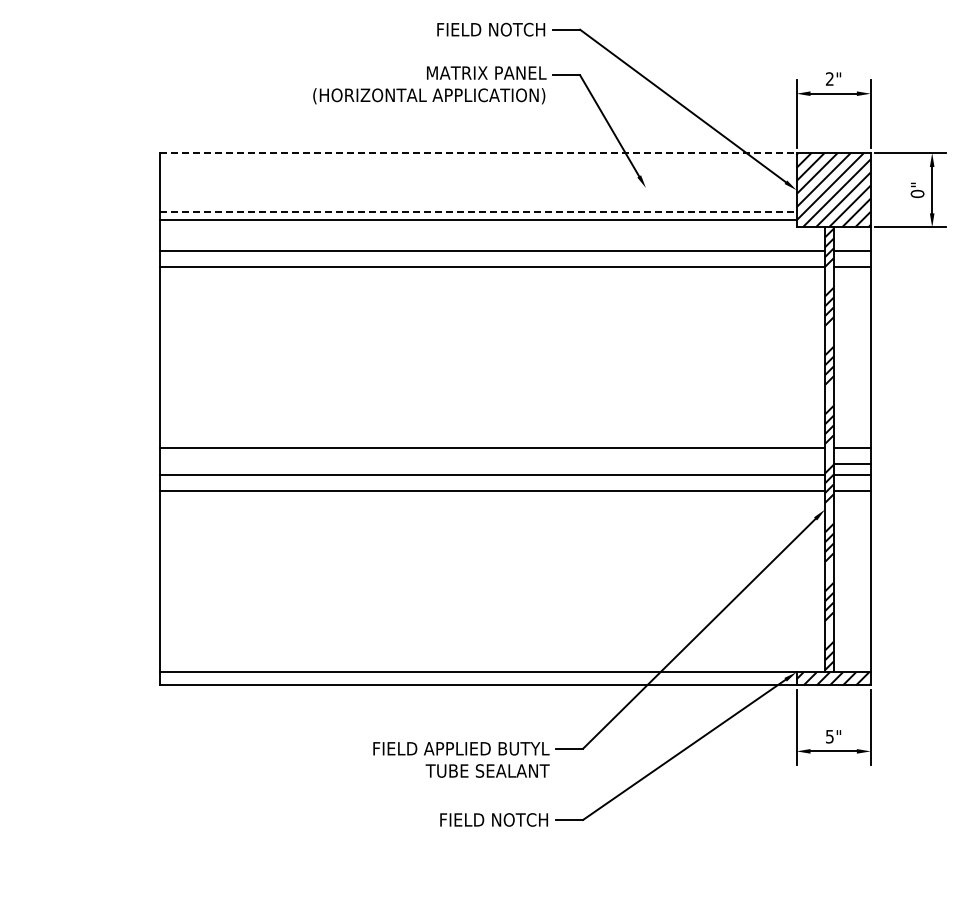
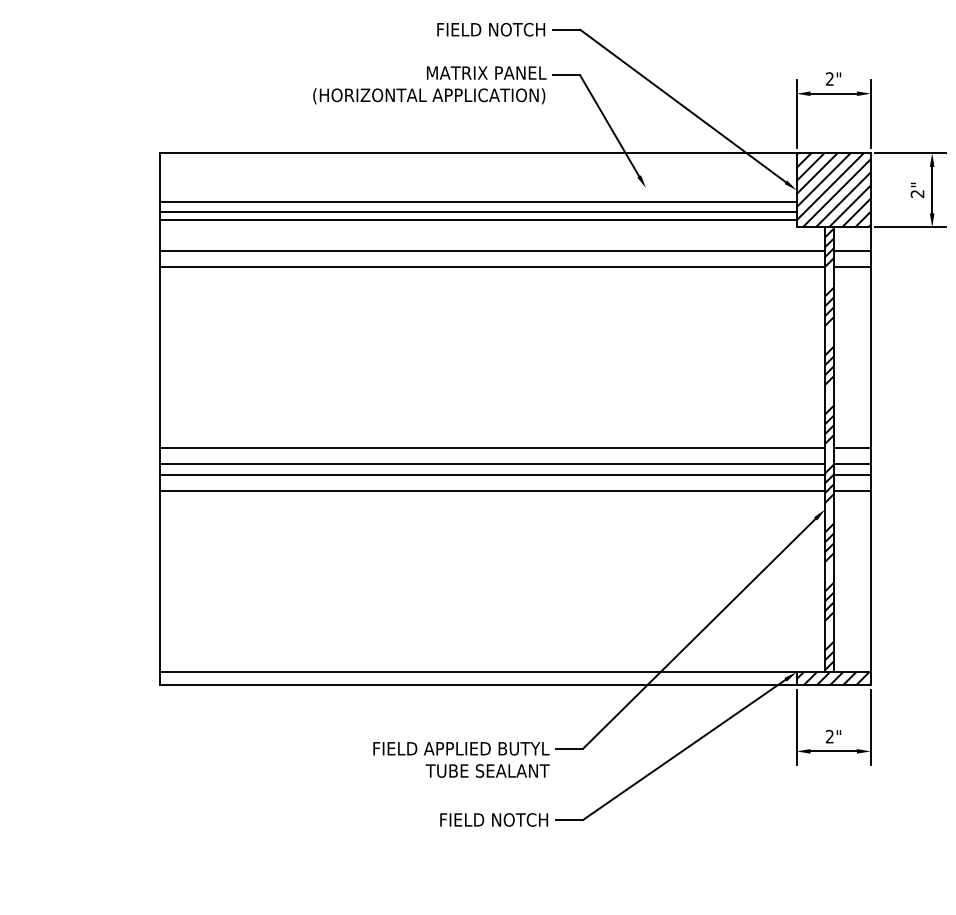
line: dashed -> solid (478, 153)
text: 0" -> 2" (917, 193)
line: none -> present (478, 202)
line: dashed -> solid (478, 212)
line: none -> present (492, 463)
text: 5" -> 2" (829, 736)
